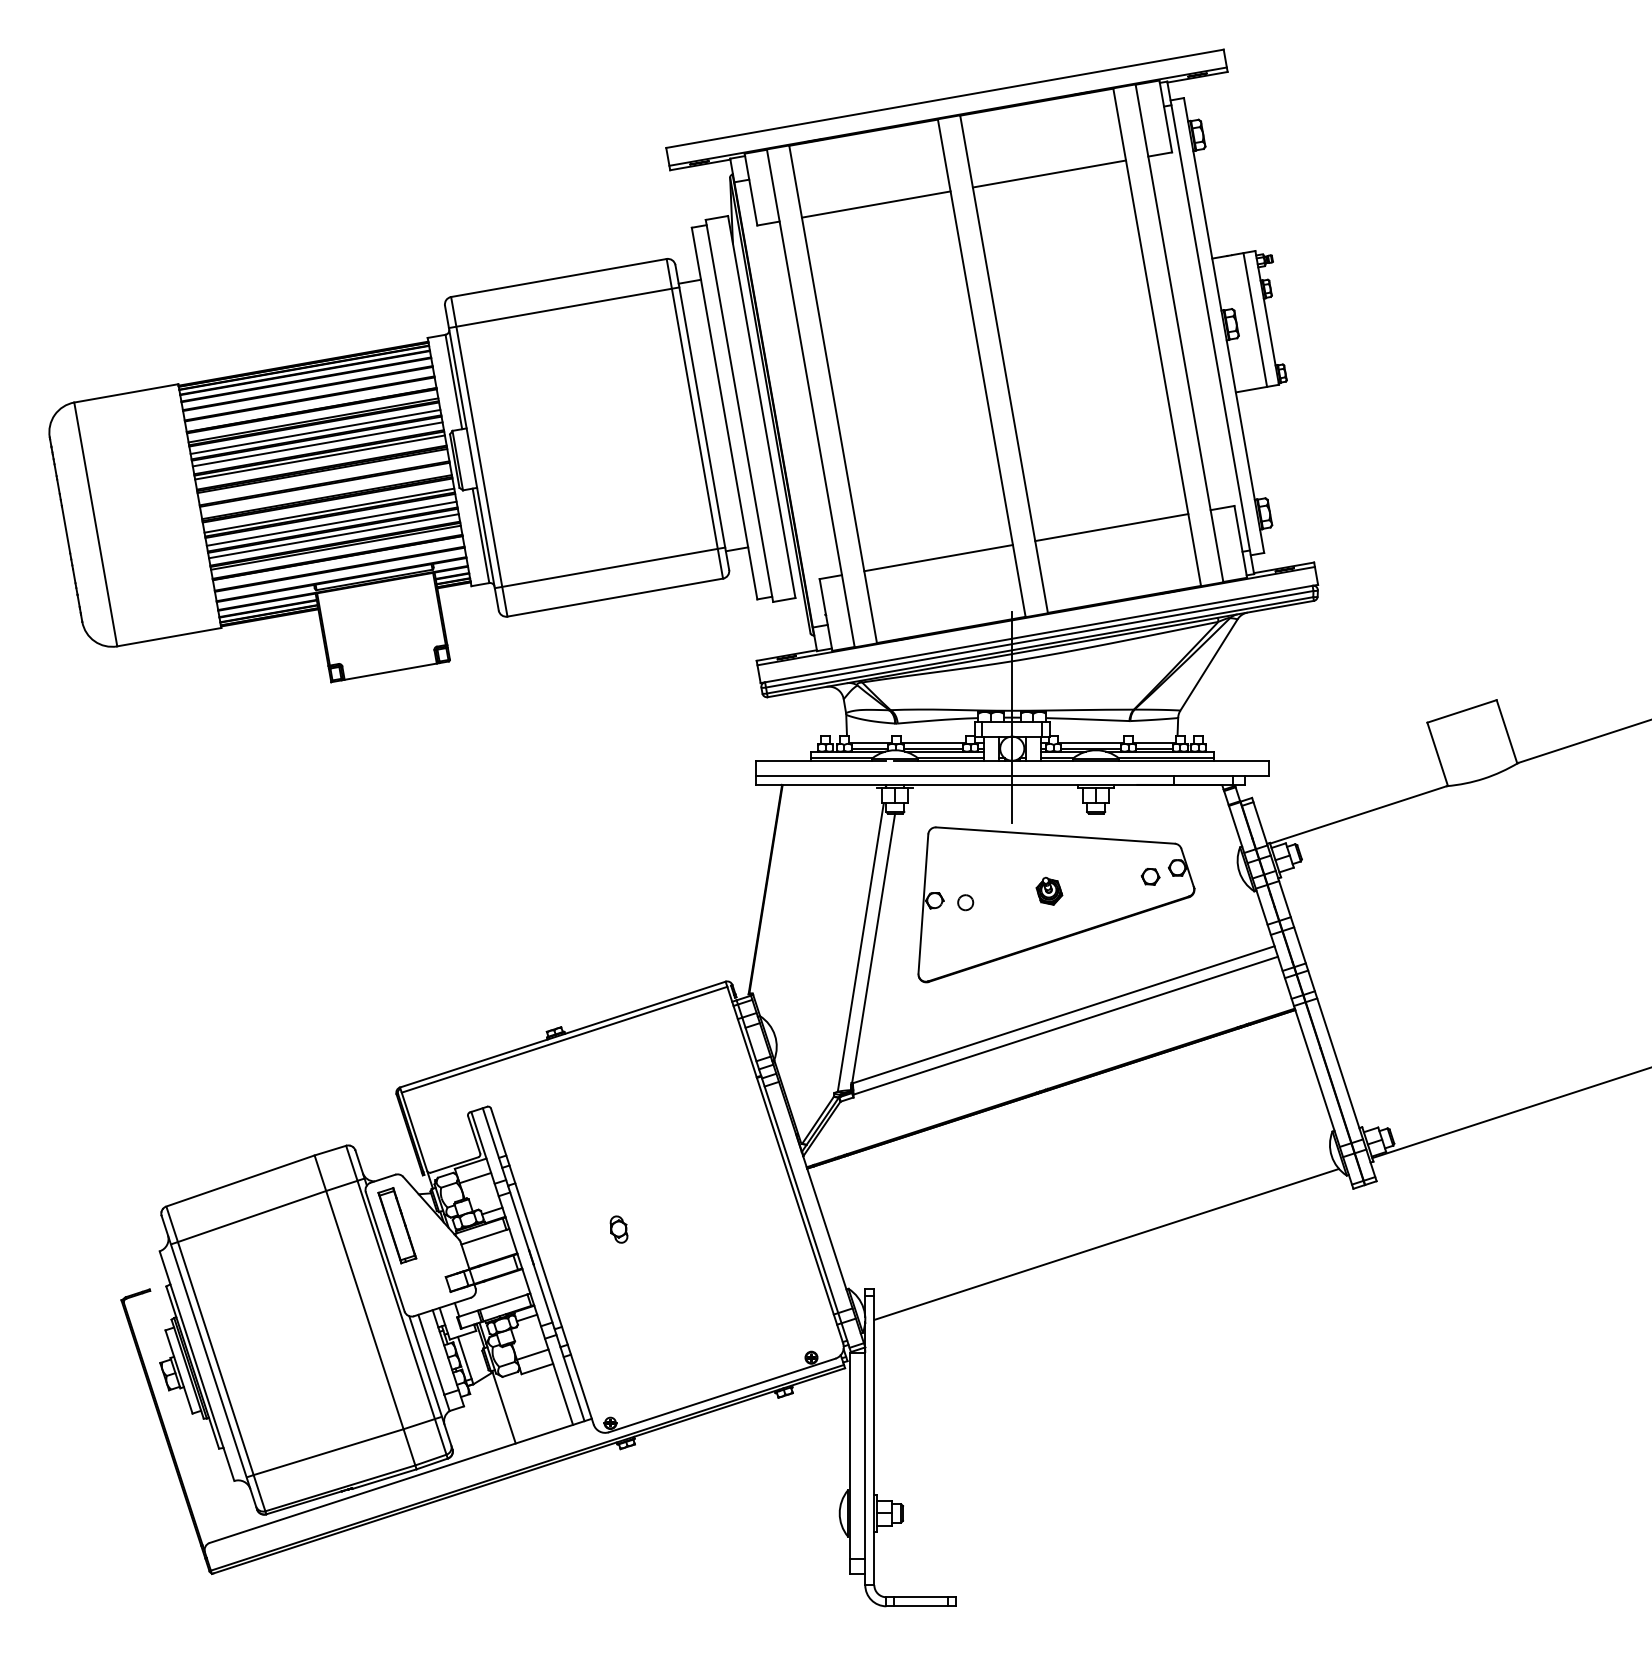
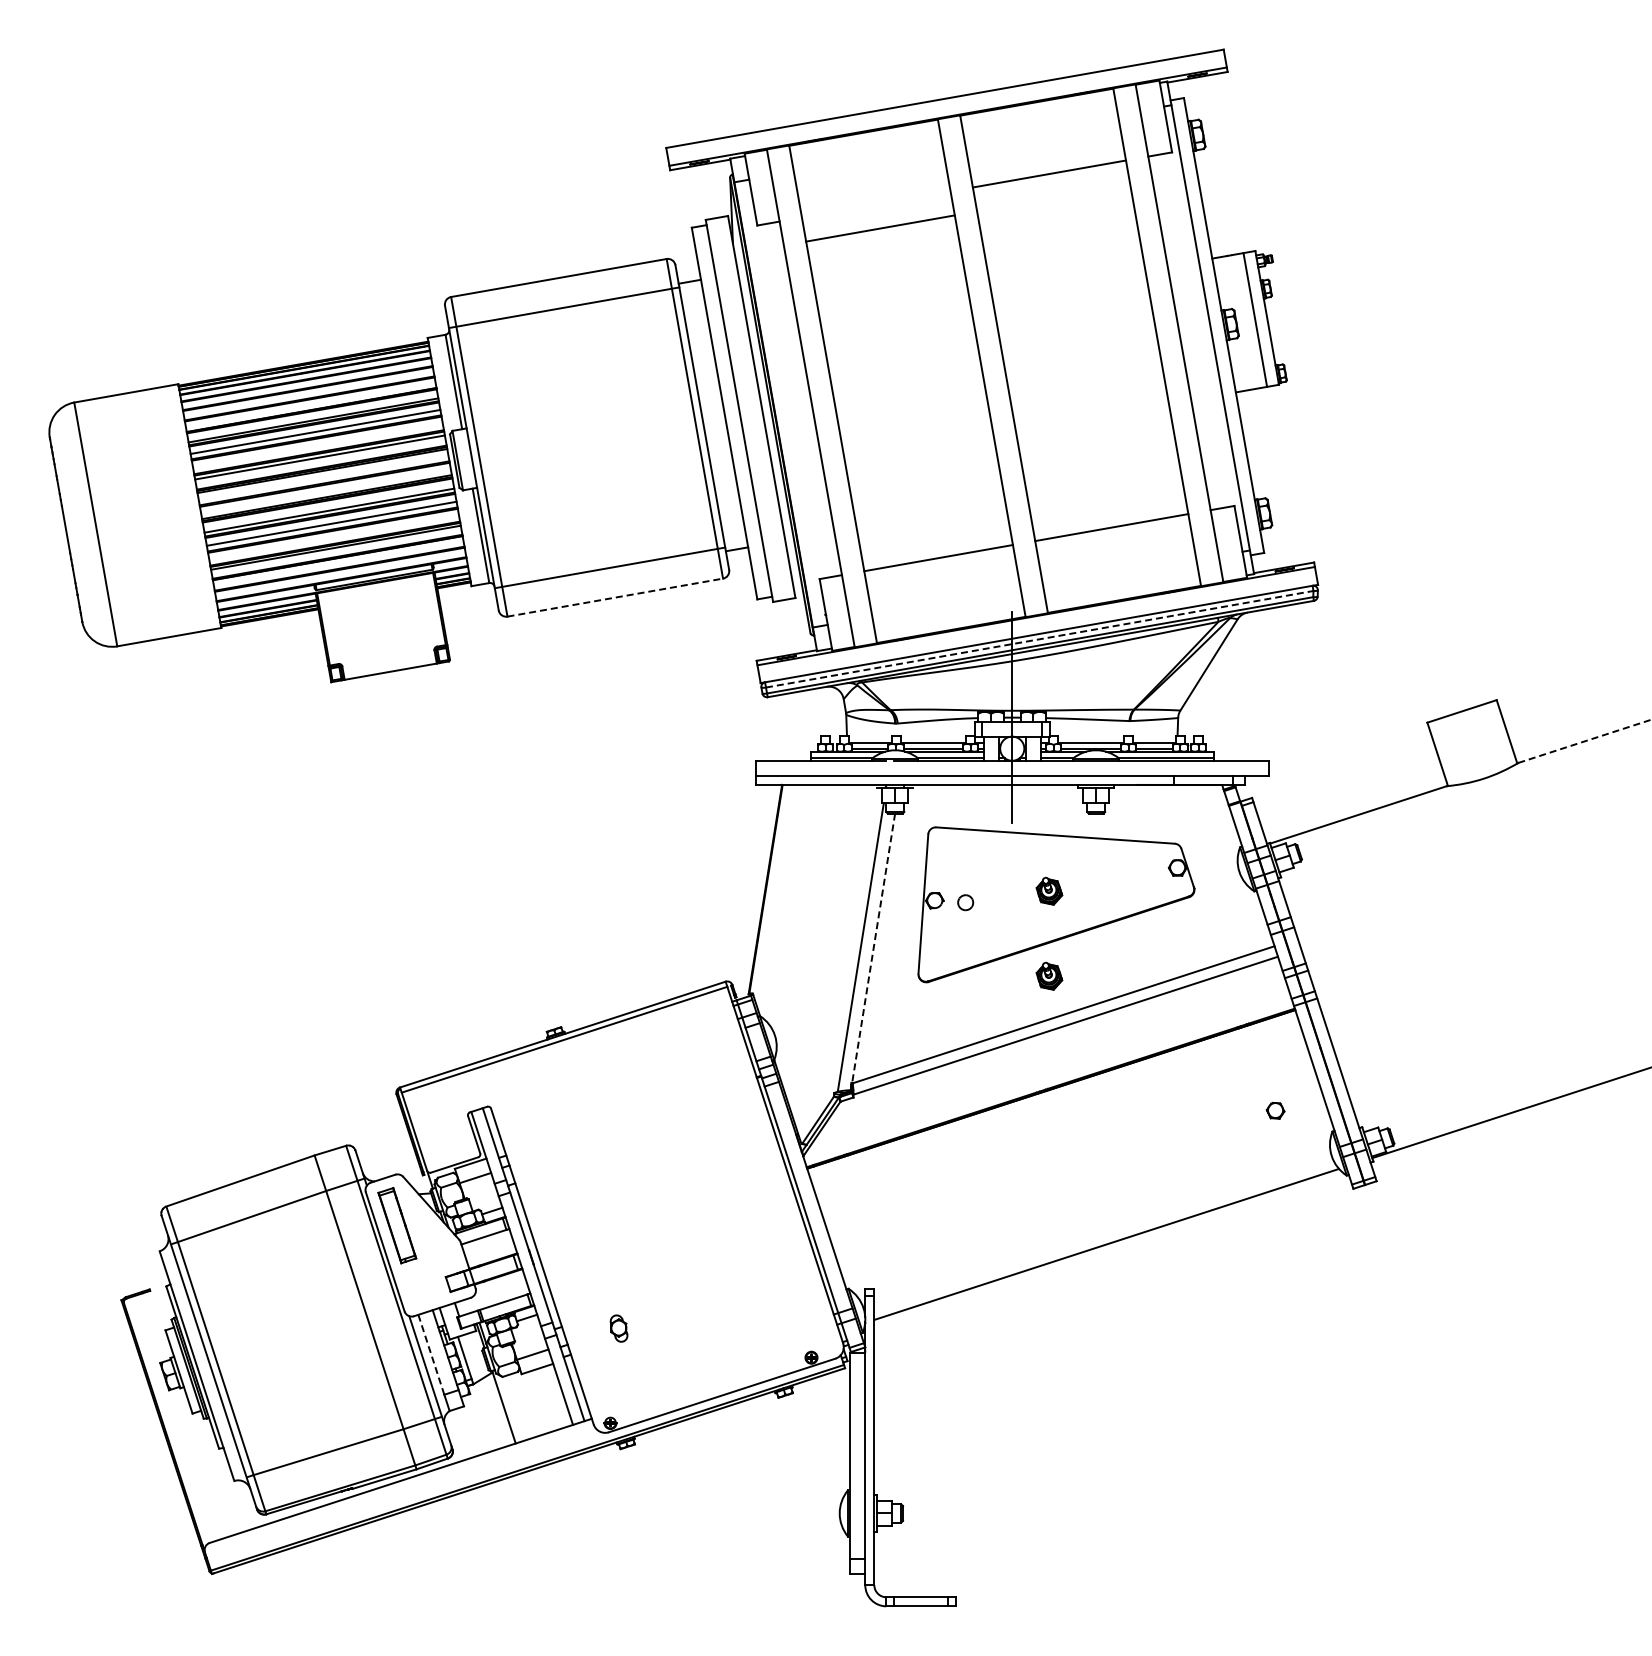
line position: (875, 204) -> (879, 228) (879, 228)
line: present -> none (317, 444)
line: present -> none (333, 536)
line: solid -> dashed (615, 597)
line: solid -> dashed (1039, 639)
line: solid -> dashed (1584, 741)
part position: (1150, 876) -> (1275, 1110) (1275, 1110)
line: solid -> dashed (873, 948)
part: none -> present (1049, 975)
part position: (618, 1229) -> (618, 1328) (618, 1328)
line: solid -> dashed (431, 1354)
